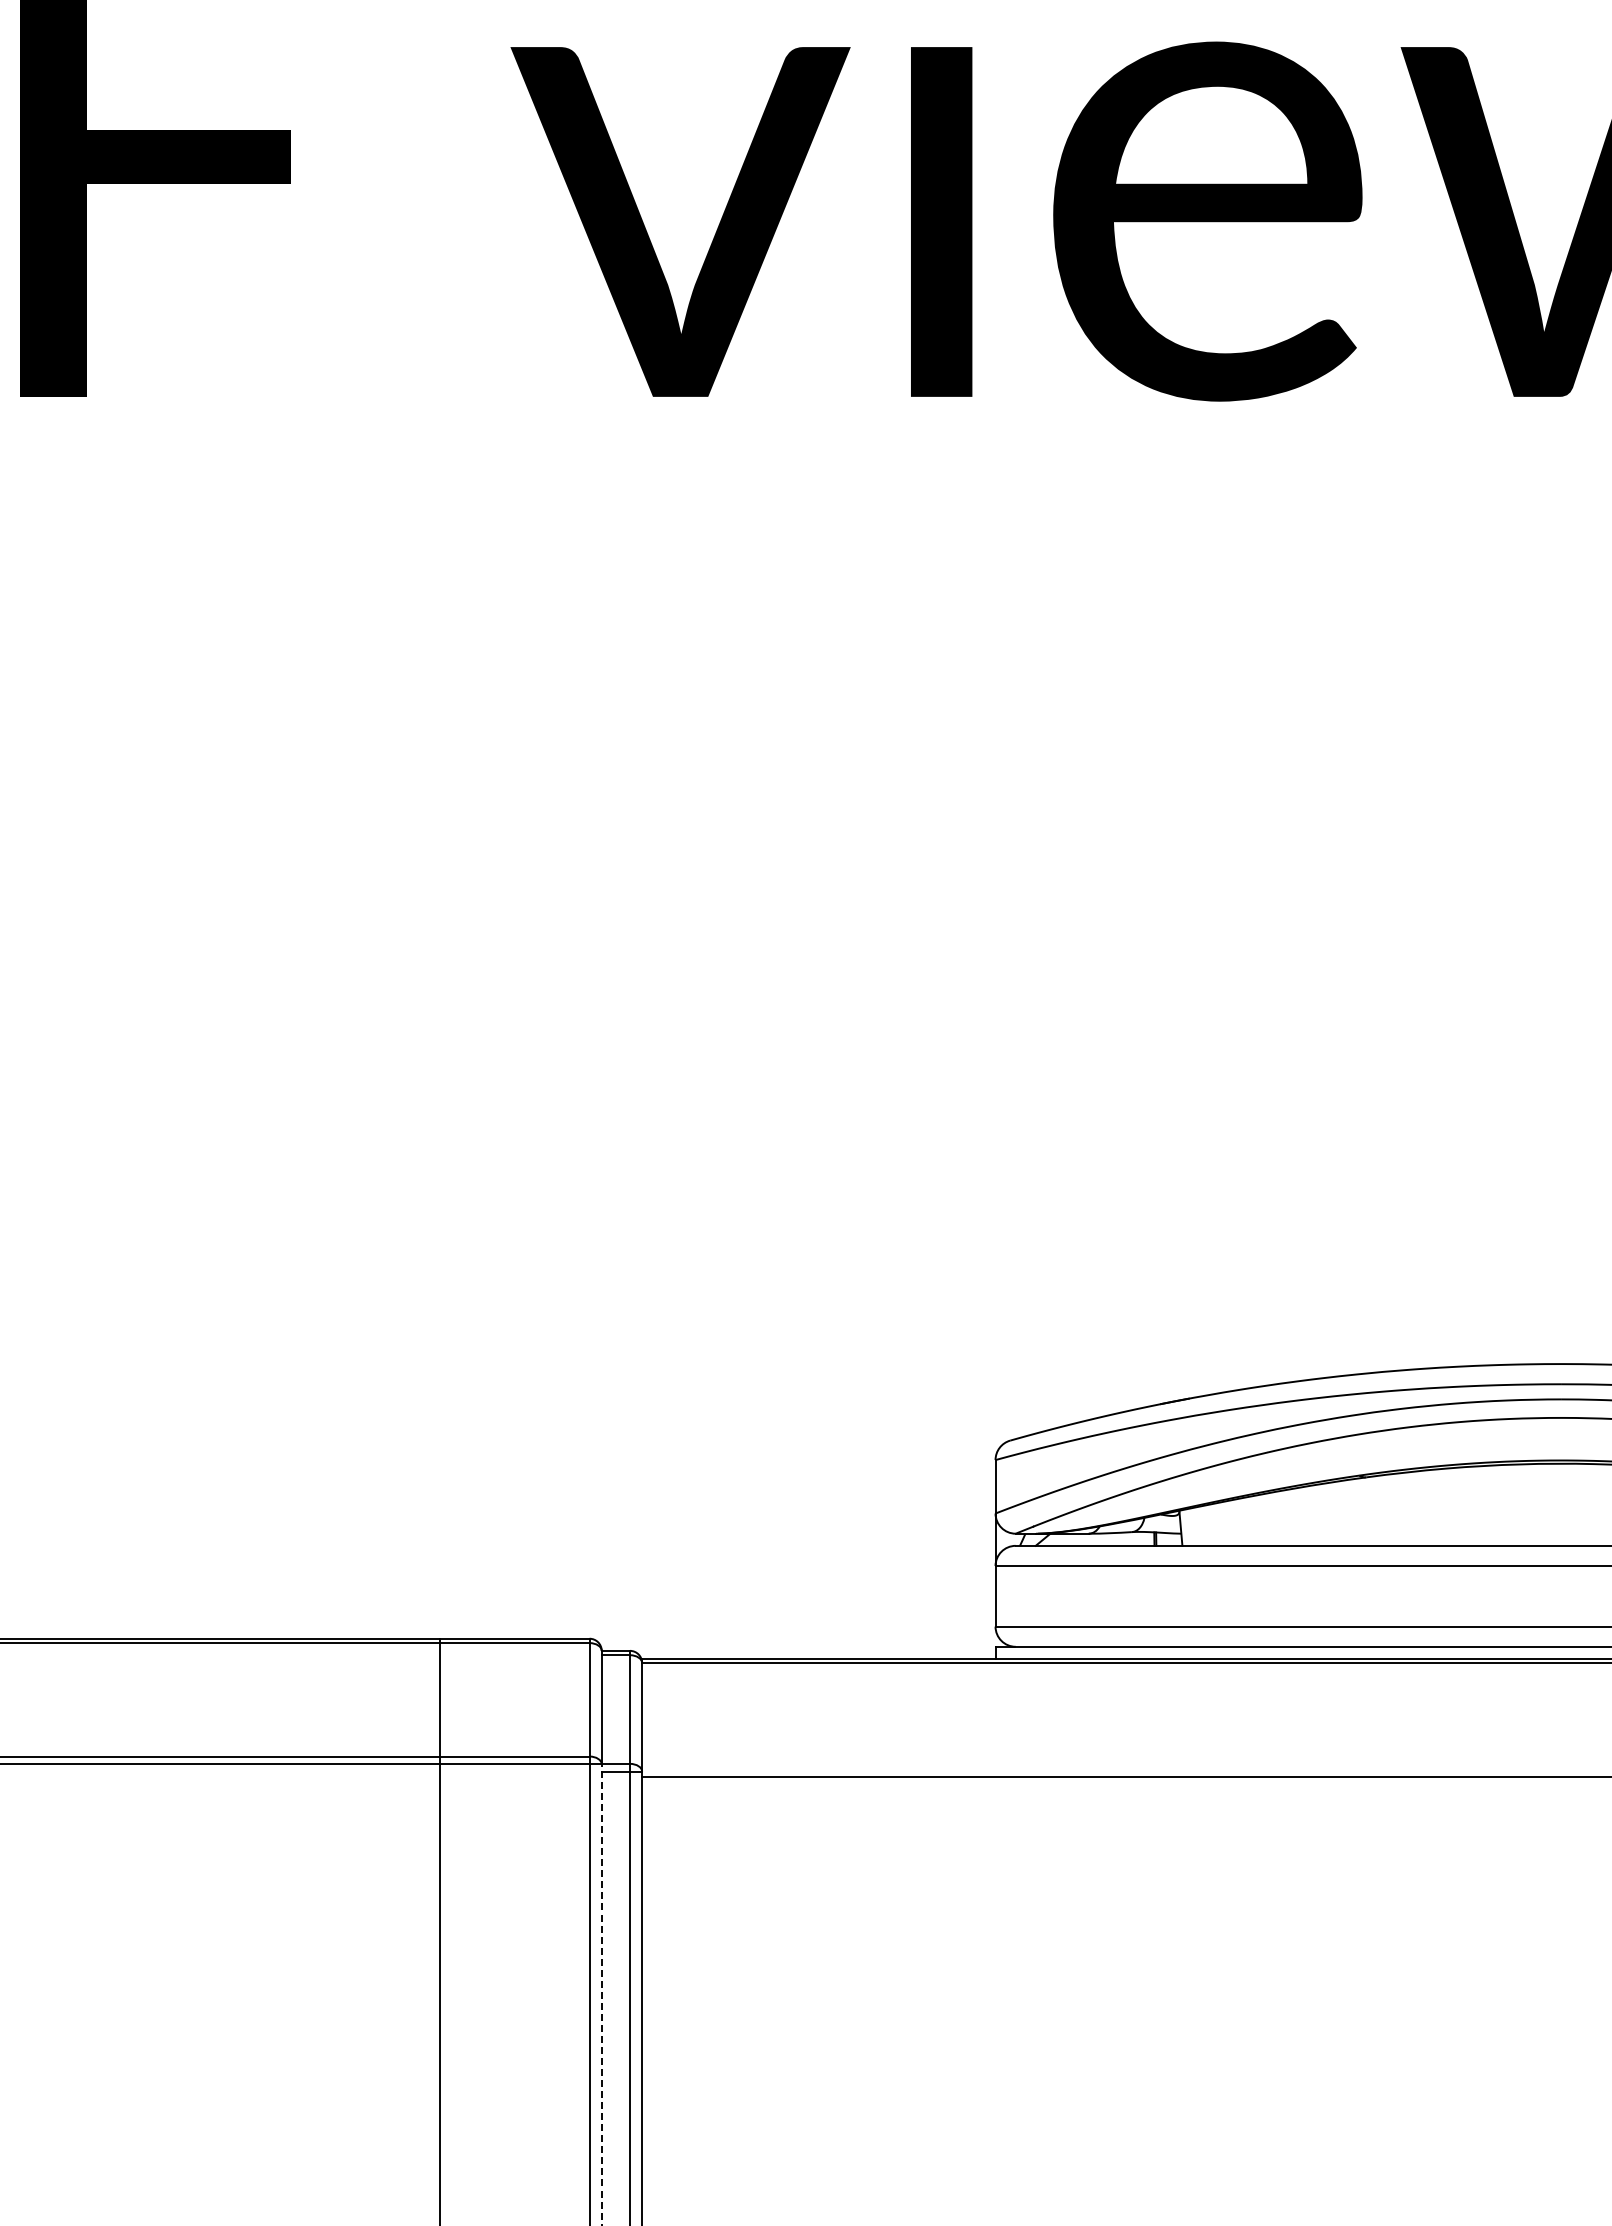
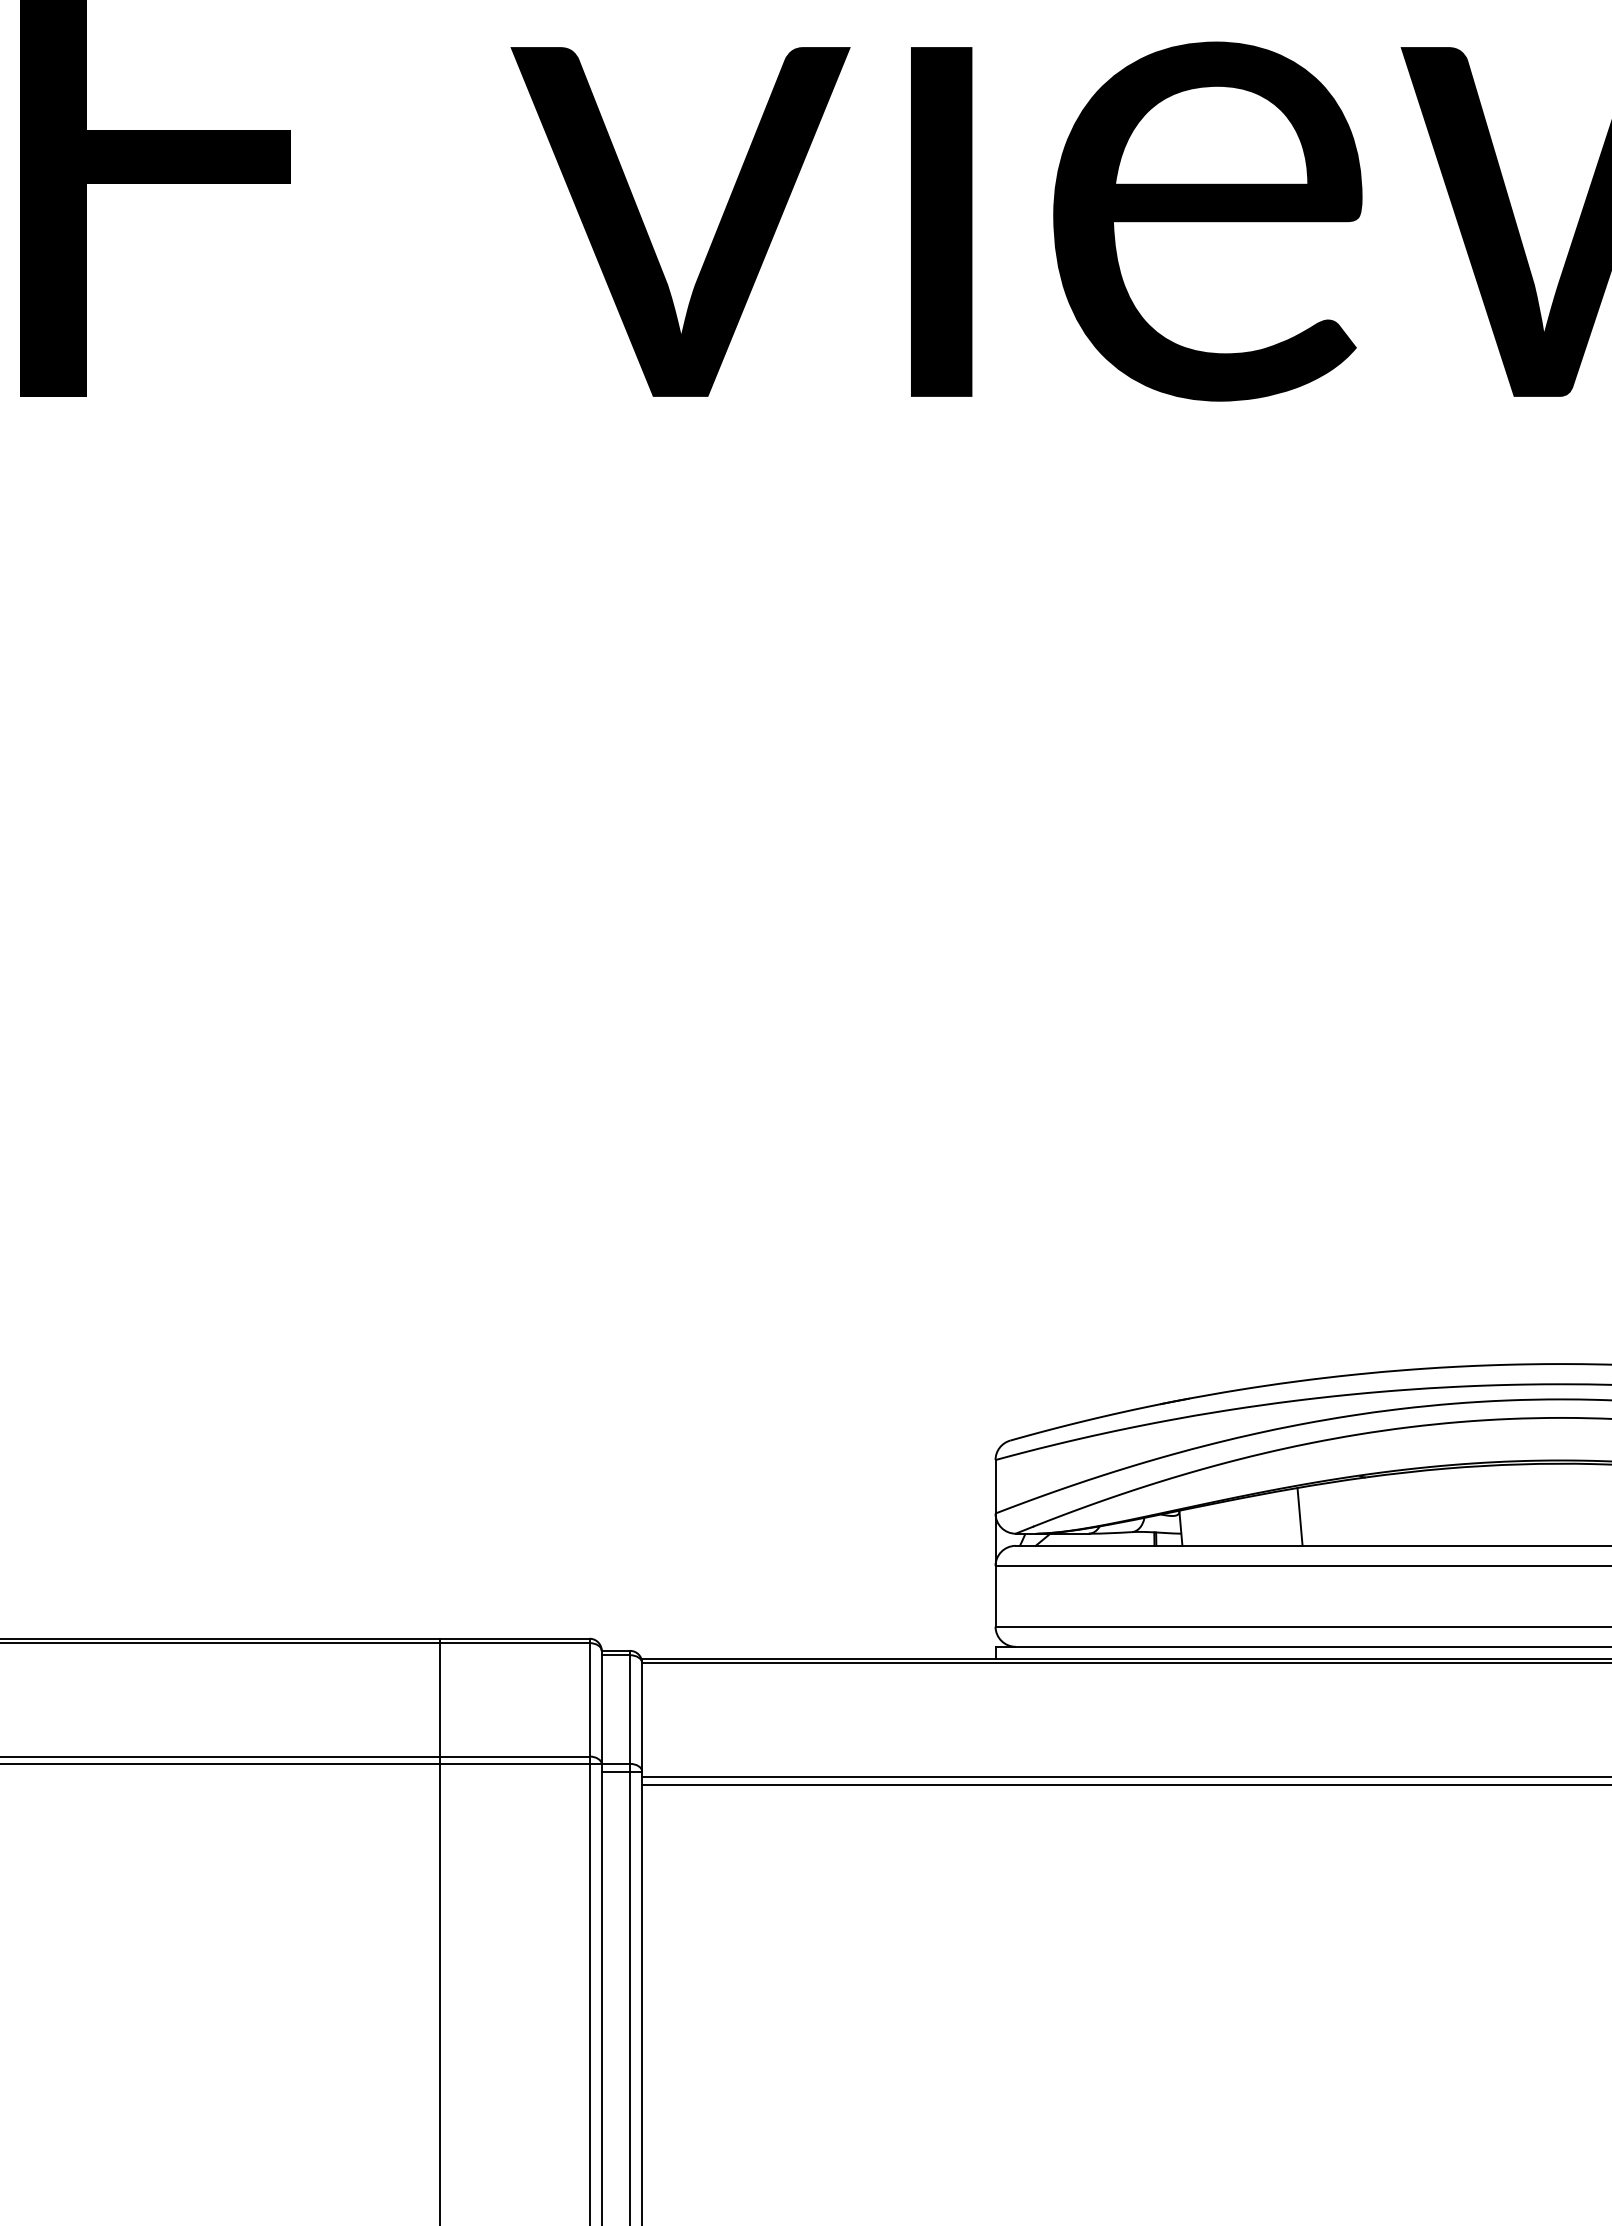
line: none -> present (1299, 1516)
line: none -> present (1125, 1784)
line: dashed -> solid (601, 1994)
